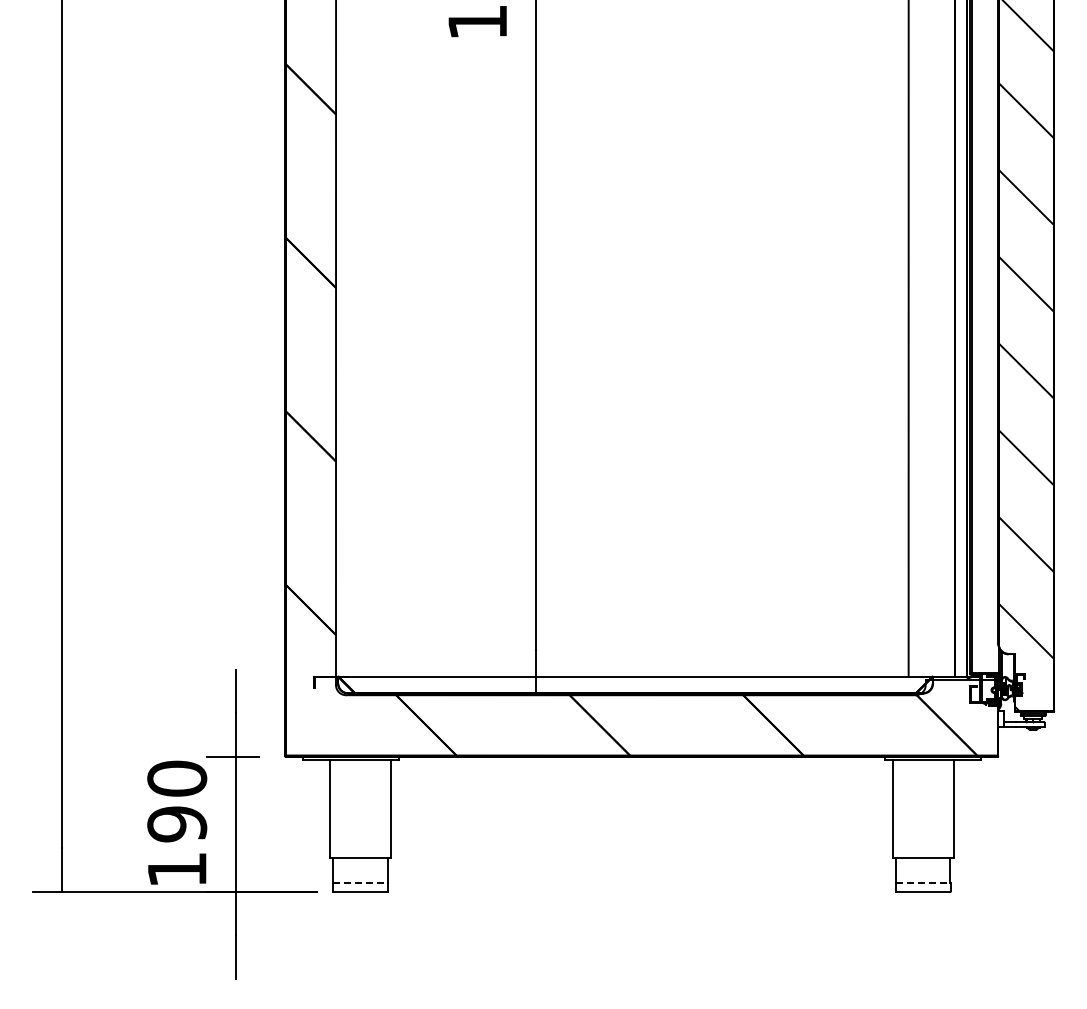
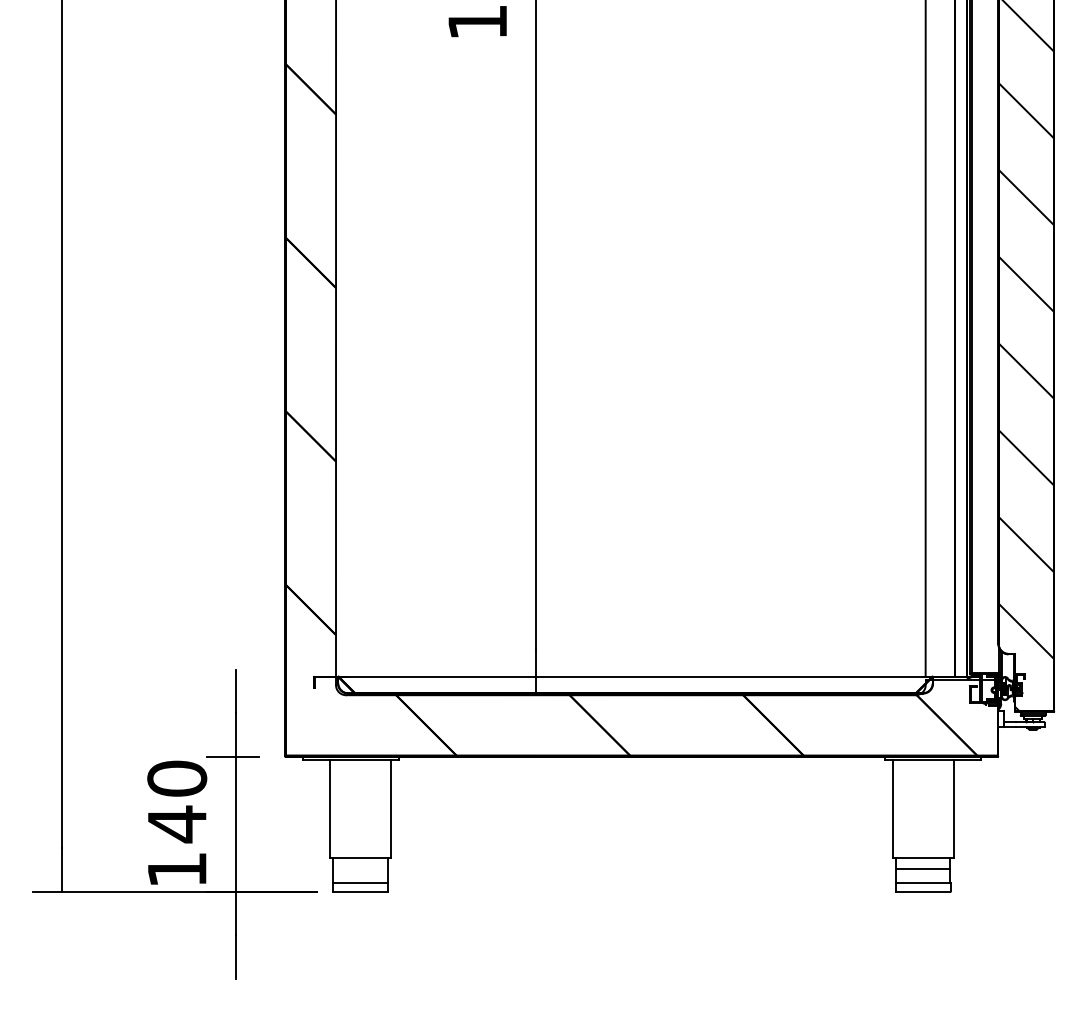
line position: (908, 339) -> (925, 339) (925, 339)
text: 190 -> 140 (177, 824)
line: none -> present (922, 869)
line: dashed -> solid (360, 883)
line: dashed -> solid (923, 883)
